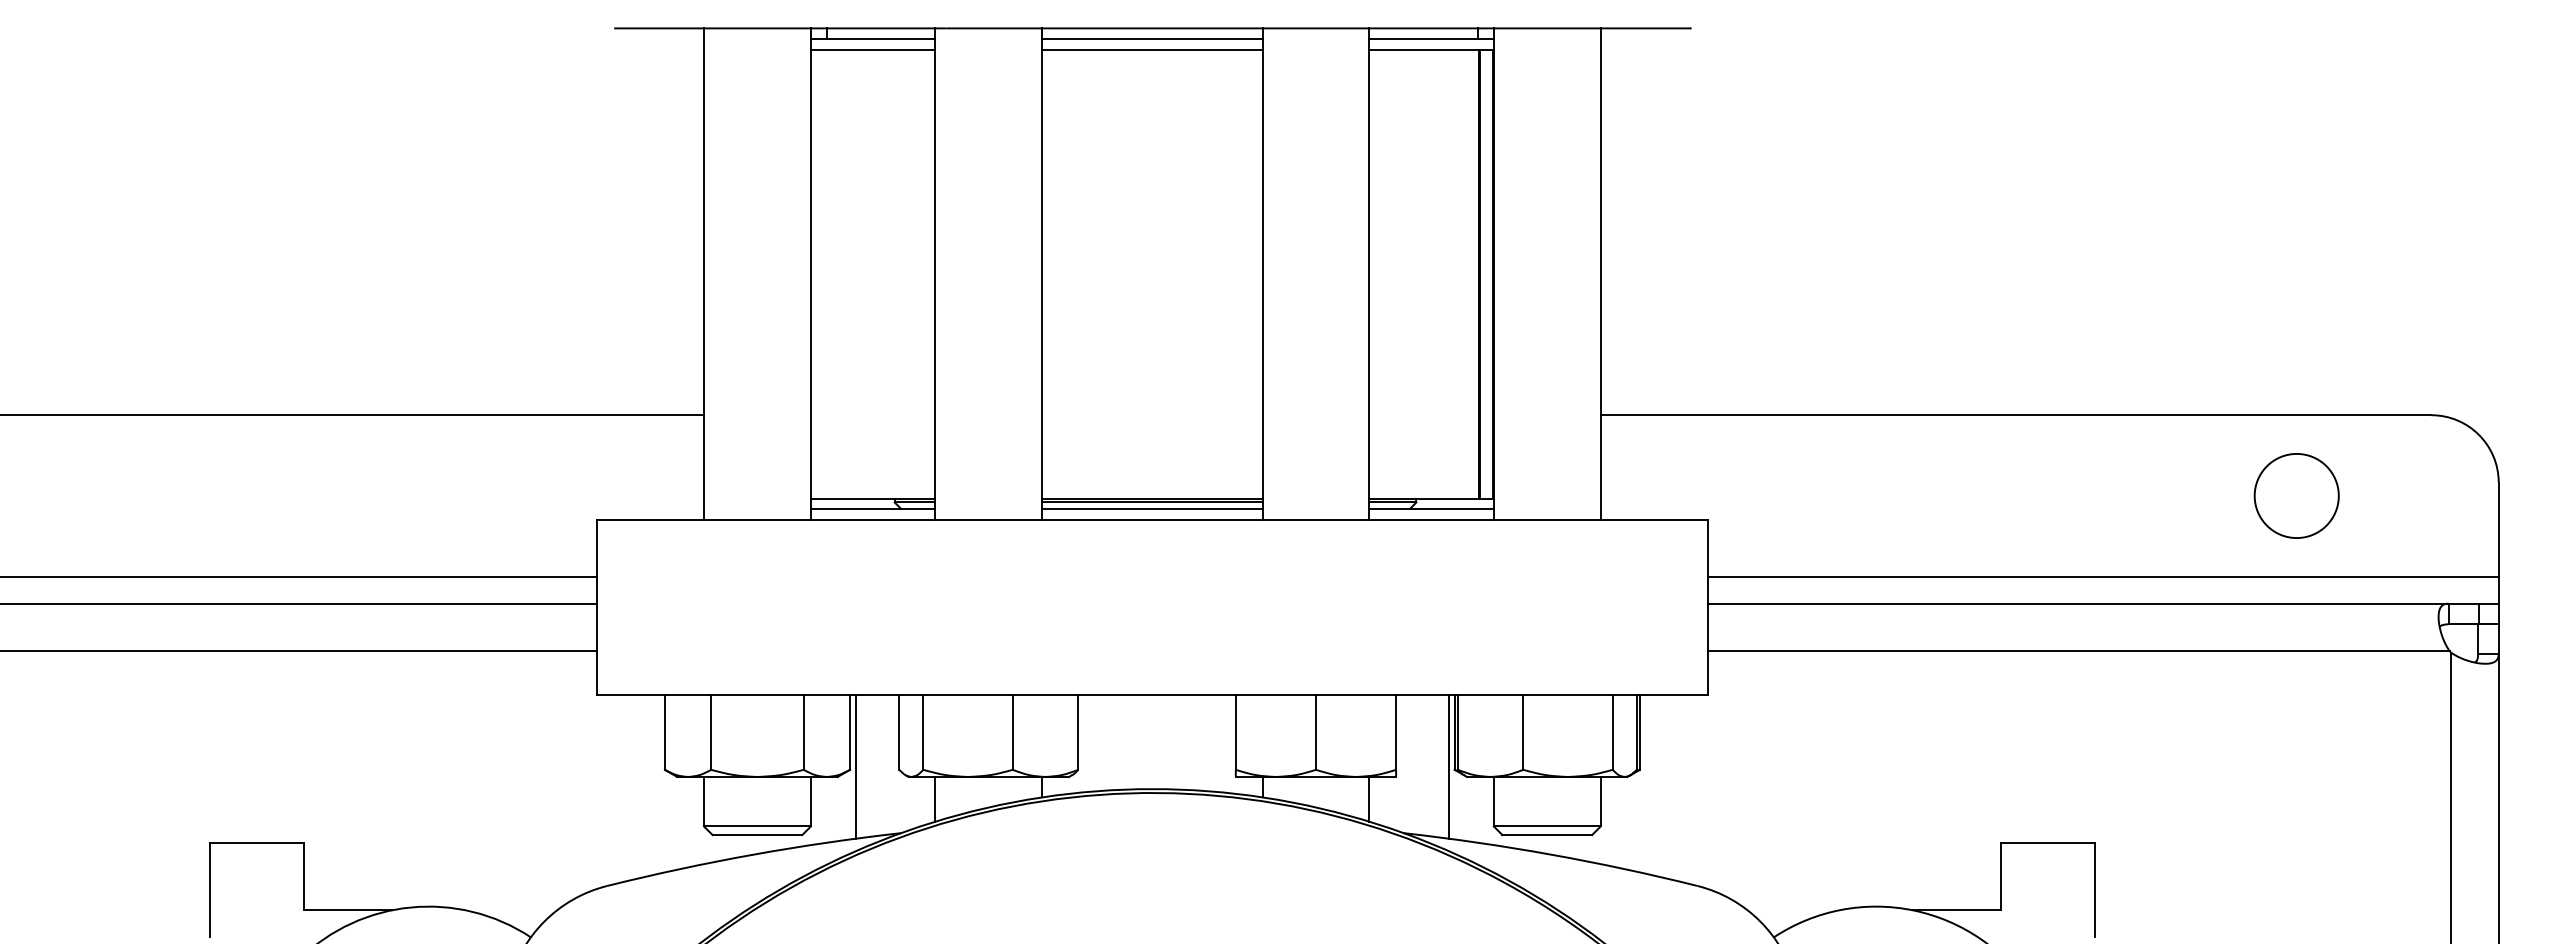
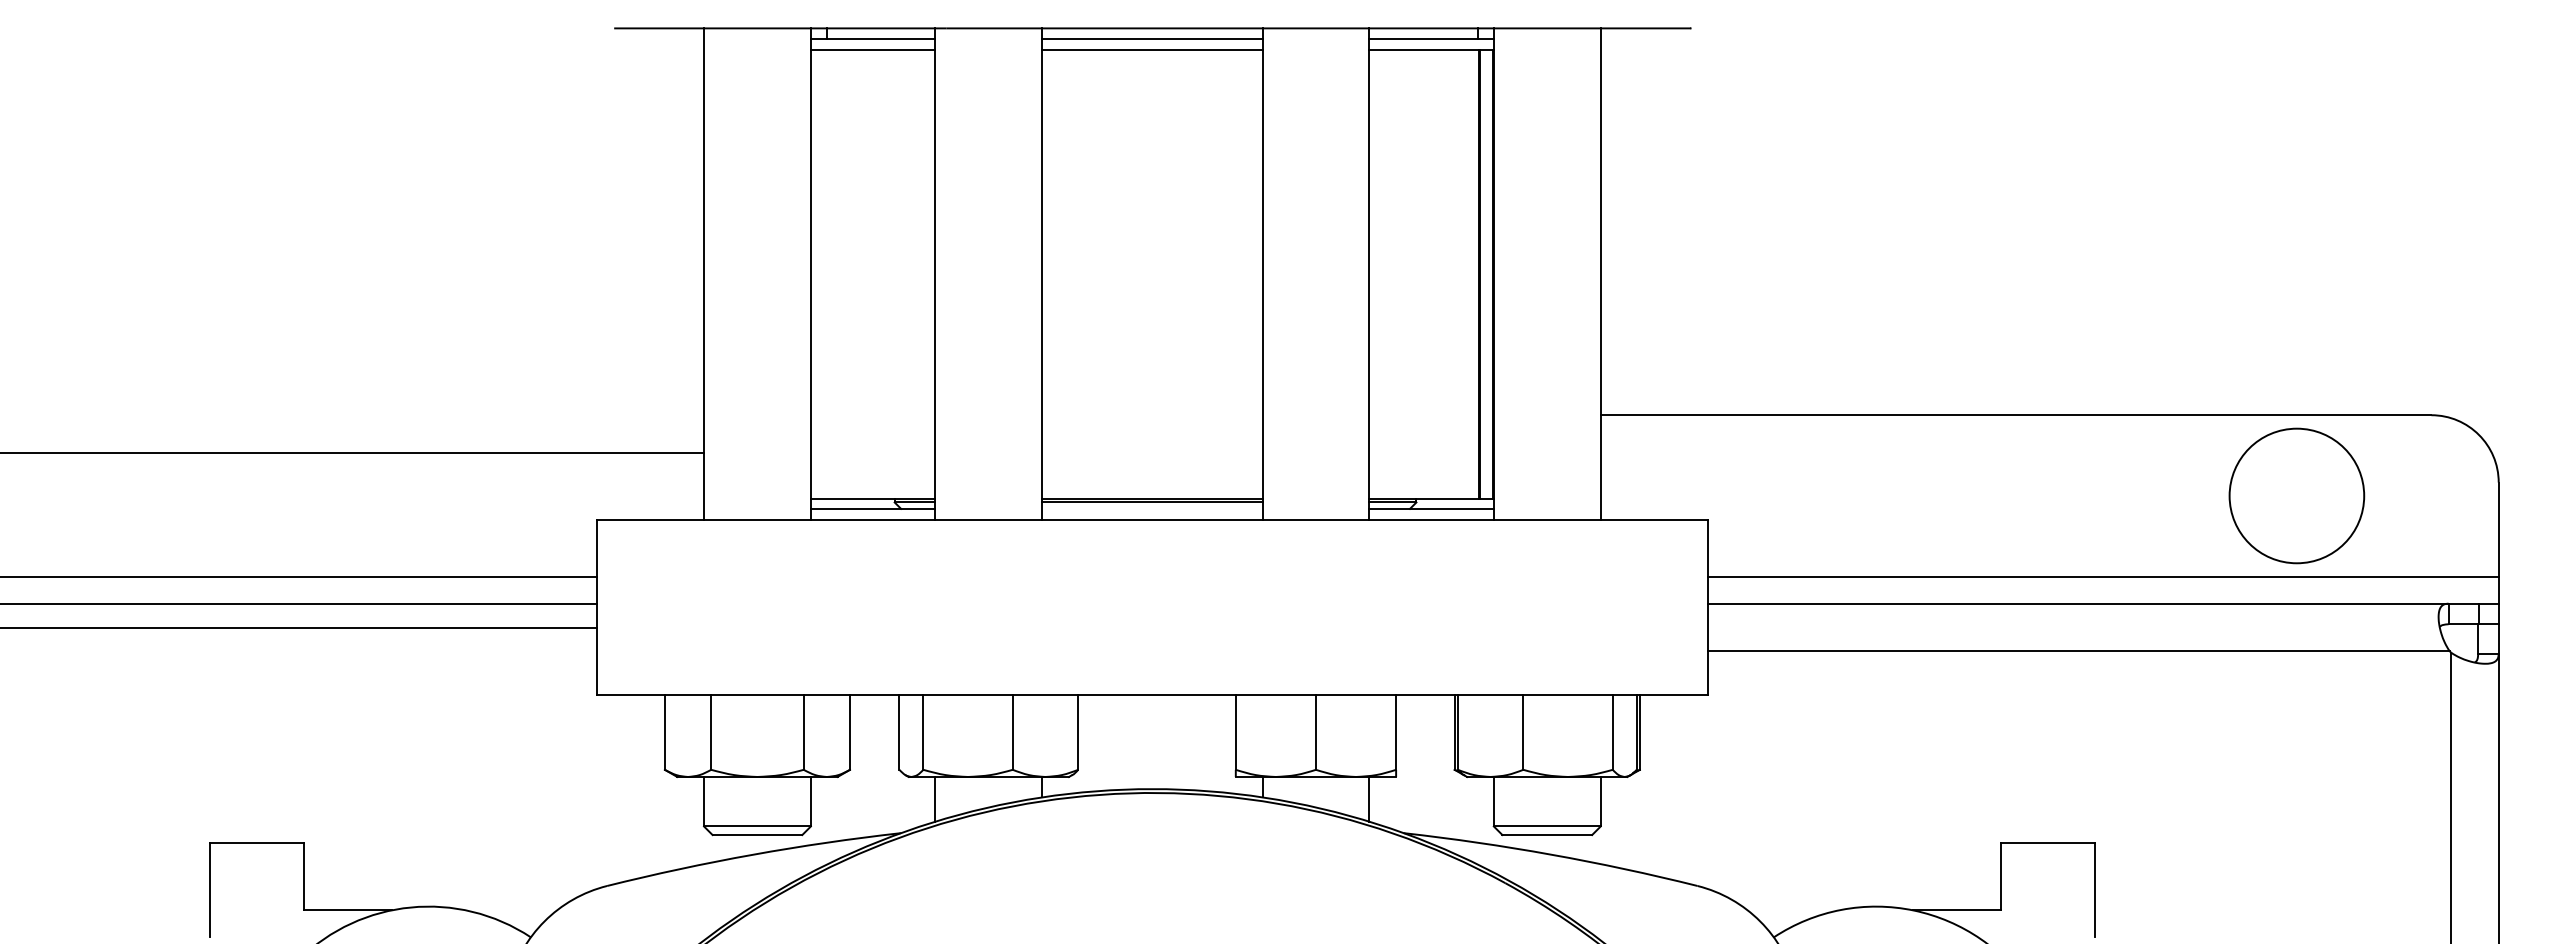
line position: (353, 415) -> (353, 453) (353, 453)
circle size: 87x86 px -> 138x138 px (2296, 495)
line: present -> none (1152, 508)
line position: (299, 651) -> (299, 628) (299, 628)
line: present -> none (856, 766)
line: present -> none (1448, 766)
